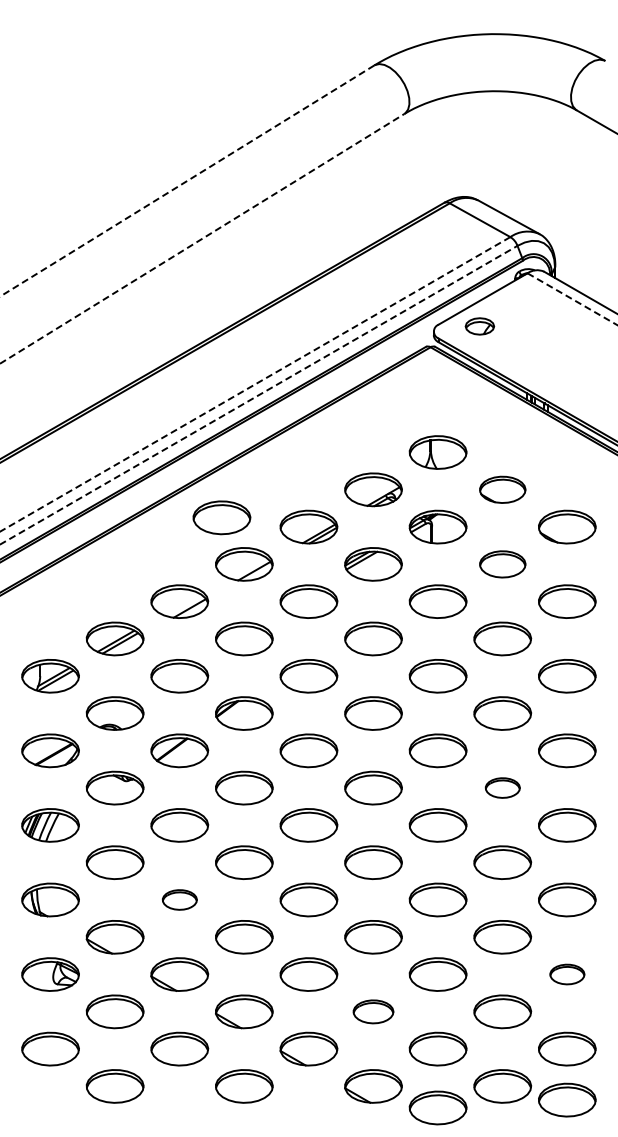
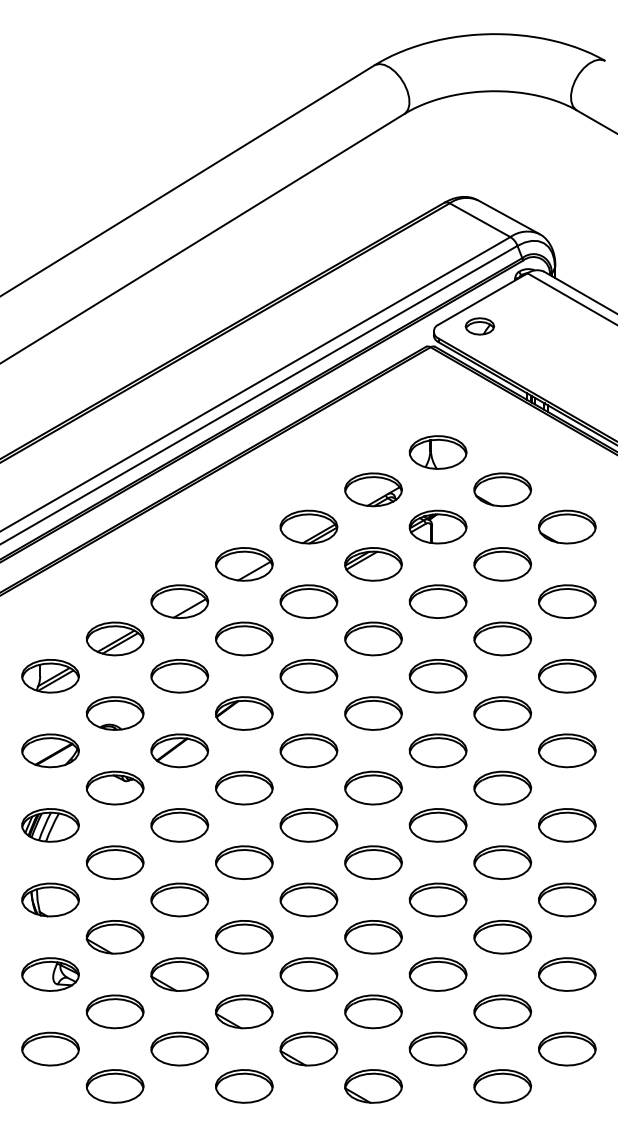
line: dashed -> solid (187, 181)
line: dashed -> solid (202, 238)
line: dashed -> solid (572, 299)
line: dashed -> solid (254, 384)
line: dashed -> solid (259, 394)
part size: 48x29 px -> 60x36 px (502, 489)
part: present -> none (221, 517)
part size: 48x29 px -> 60x35 px (502, 564)
part size: 37x22 px -> 60x36 px (502, 787)
part size: 36x22 px -> 60x36 px (179, 899)
part size: 37x23 px -> 59x35 px (567, 974)
part size: 43x26 px -> 59x36 px (373, 1011)
part: present -> none (567, 1099)
part: present -> none (437, 1107)
